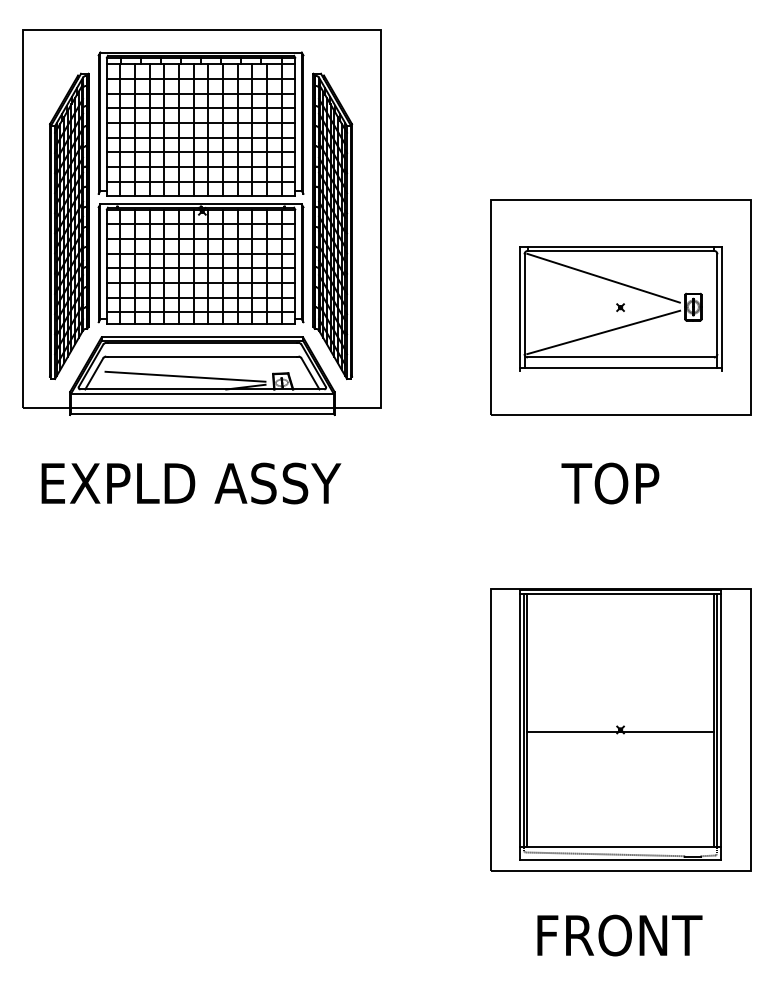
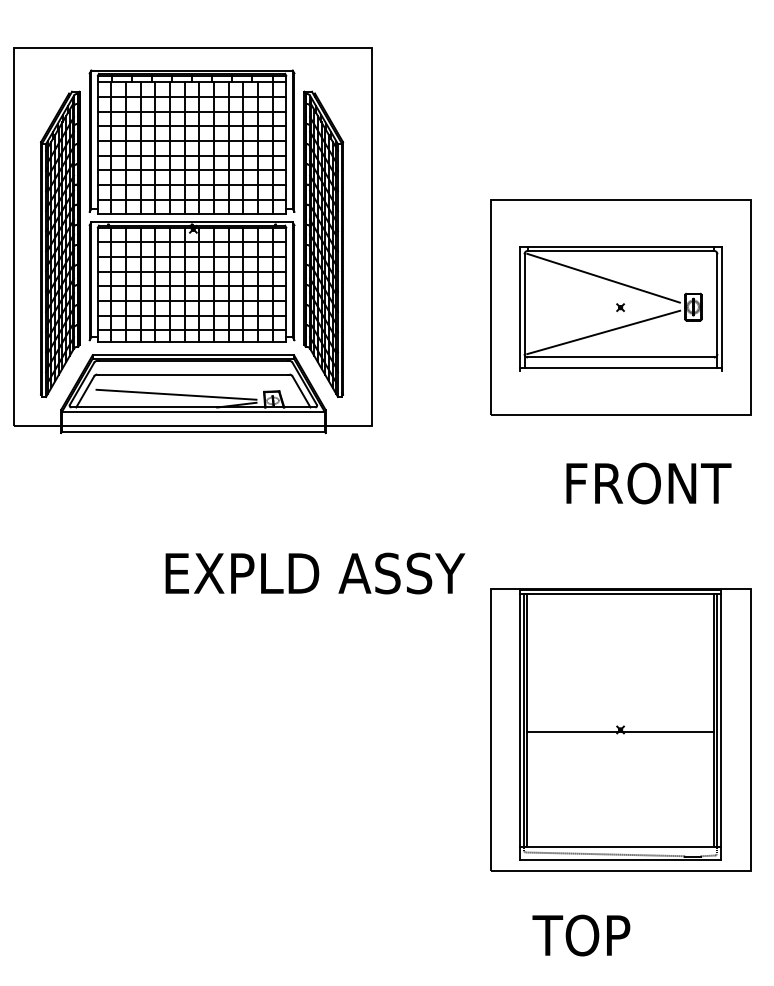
part position: (201, 222) -> (192, 240) (192, 240)
text position: (191, 483) -> (315, 573) (315, 573)
text: TOP -> FRONT (646, 483)
text: FRONT -> TOP (617, 935)
